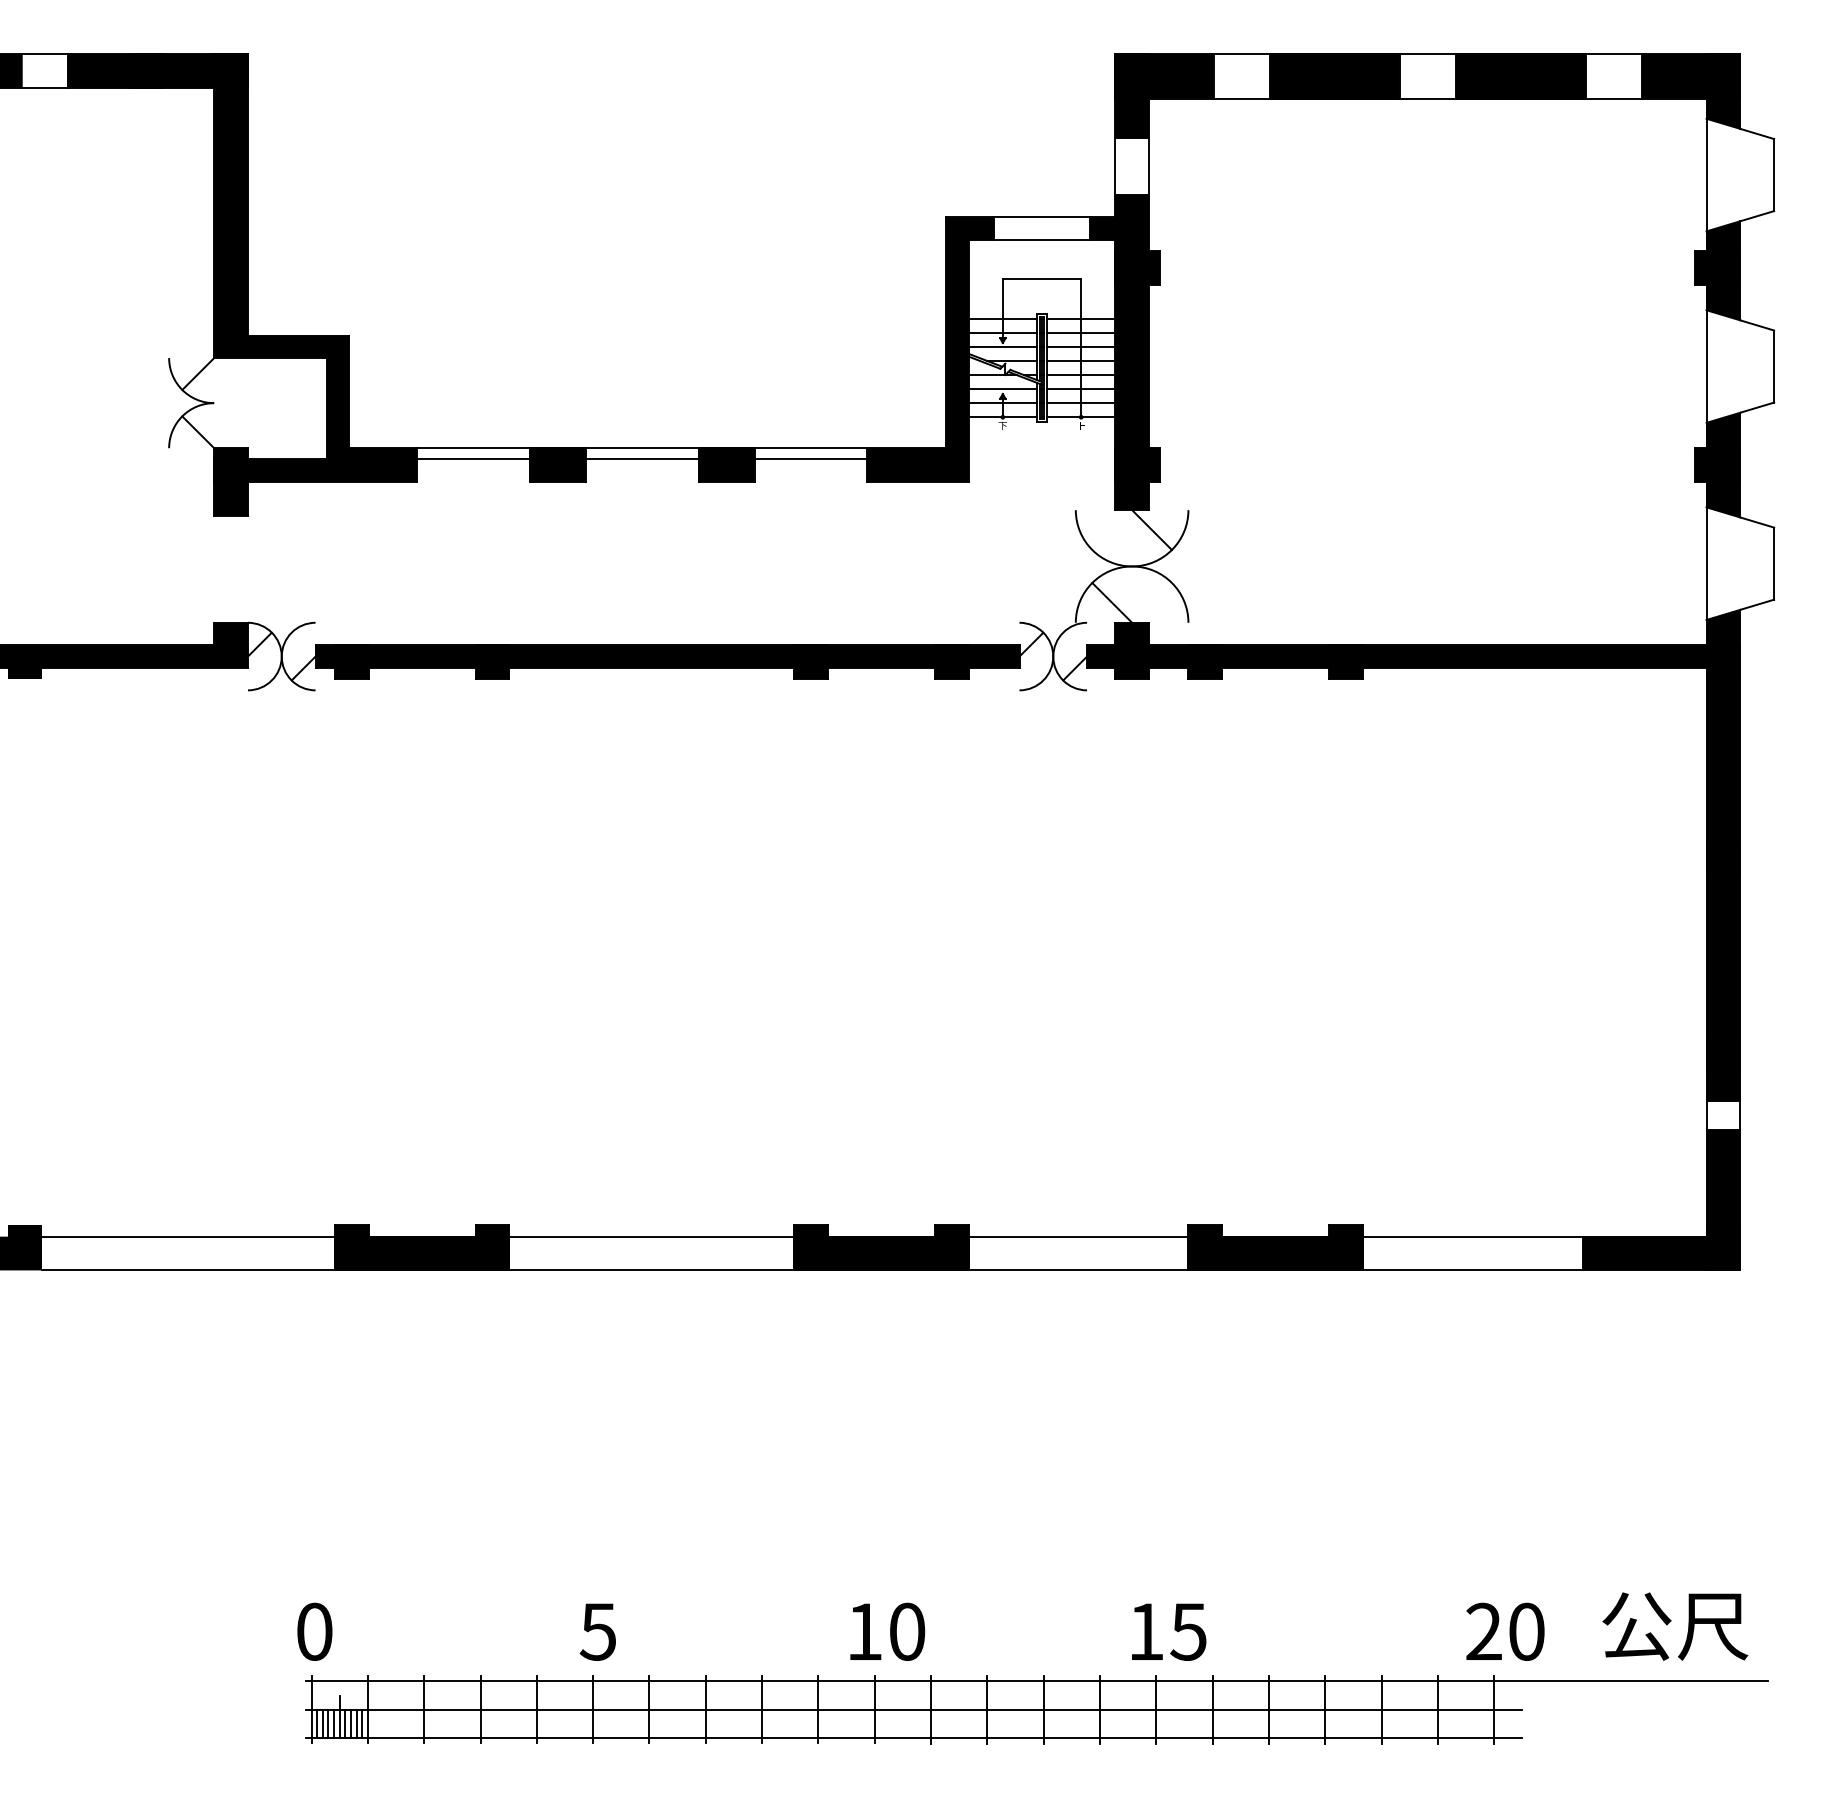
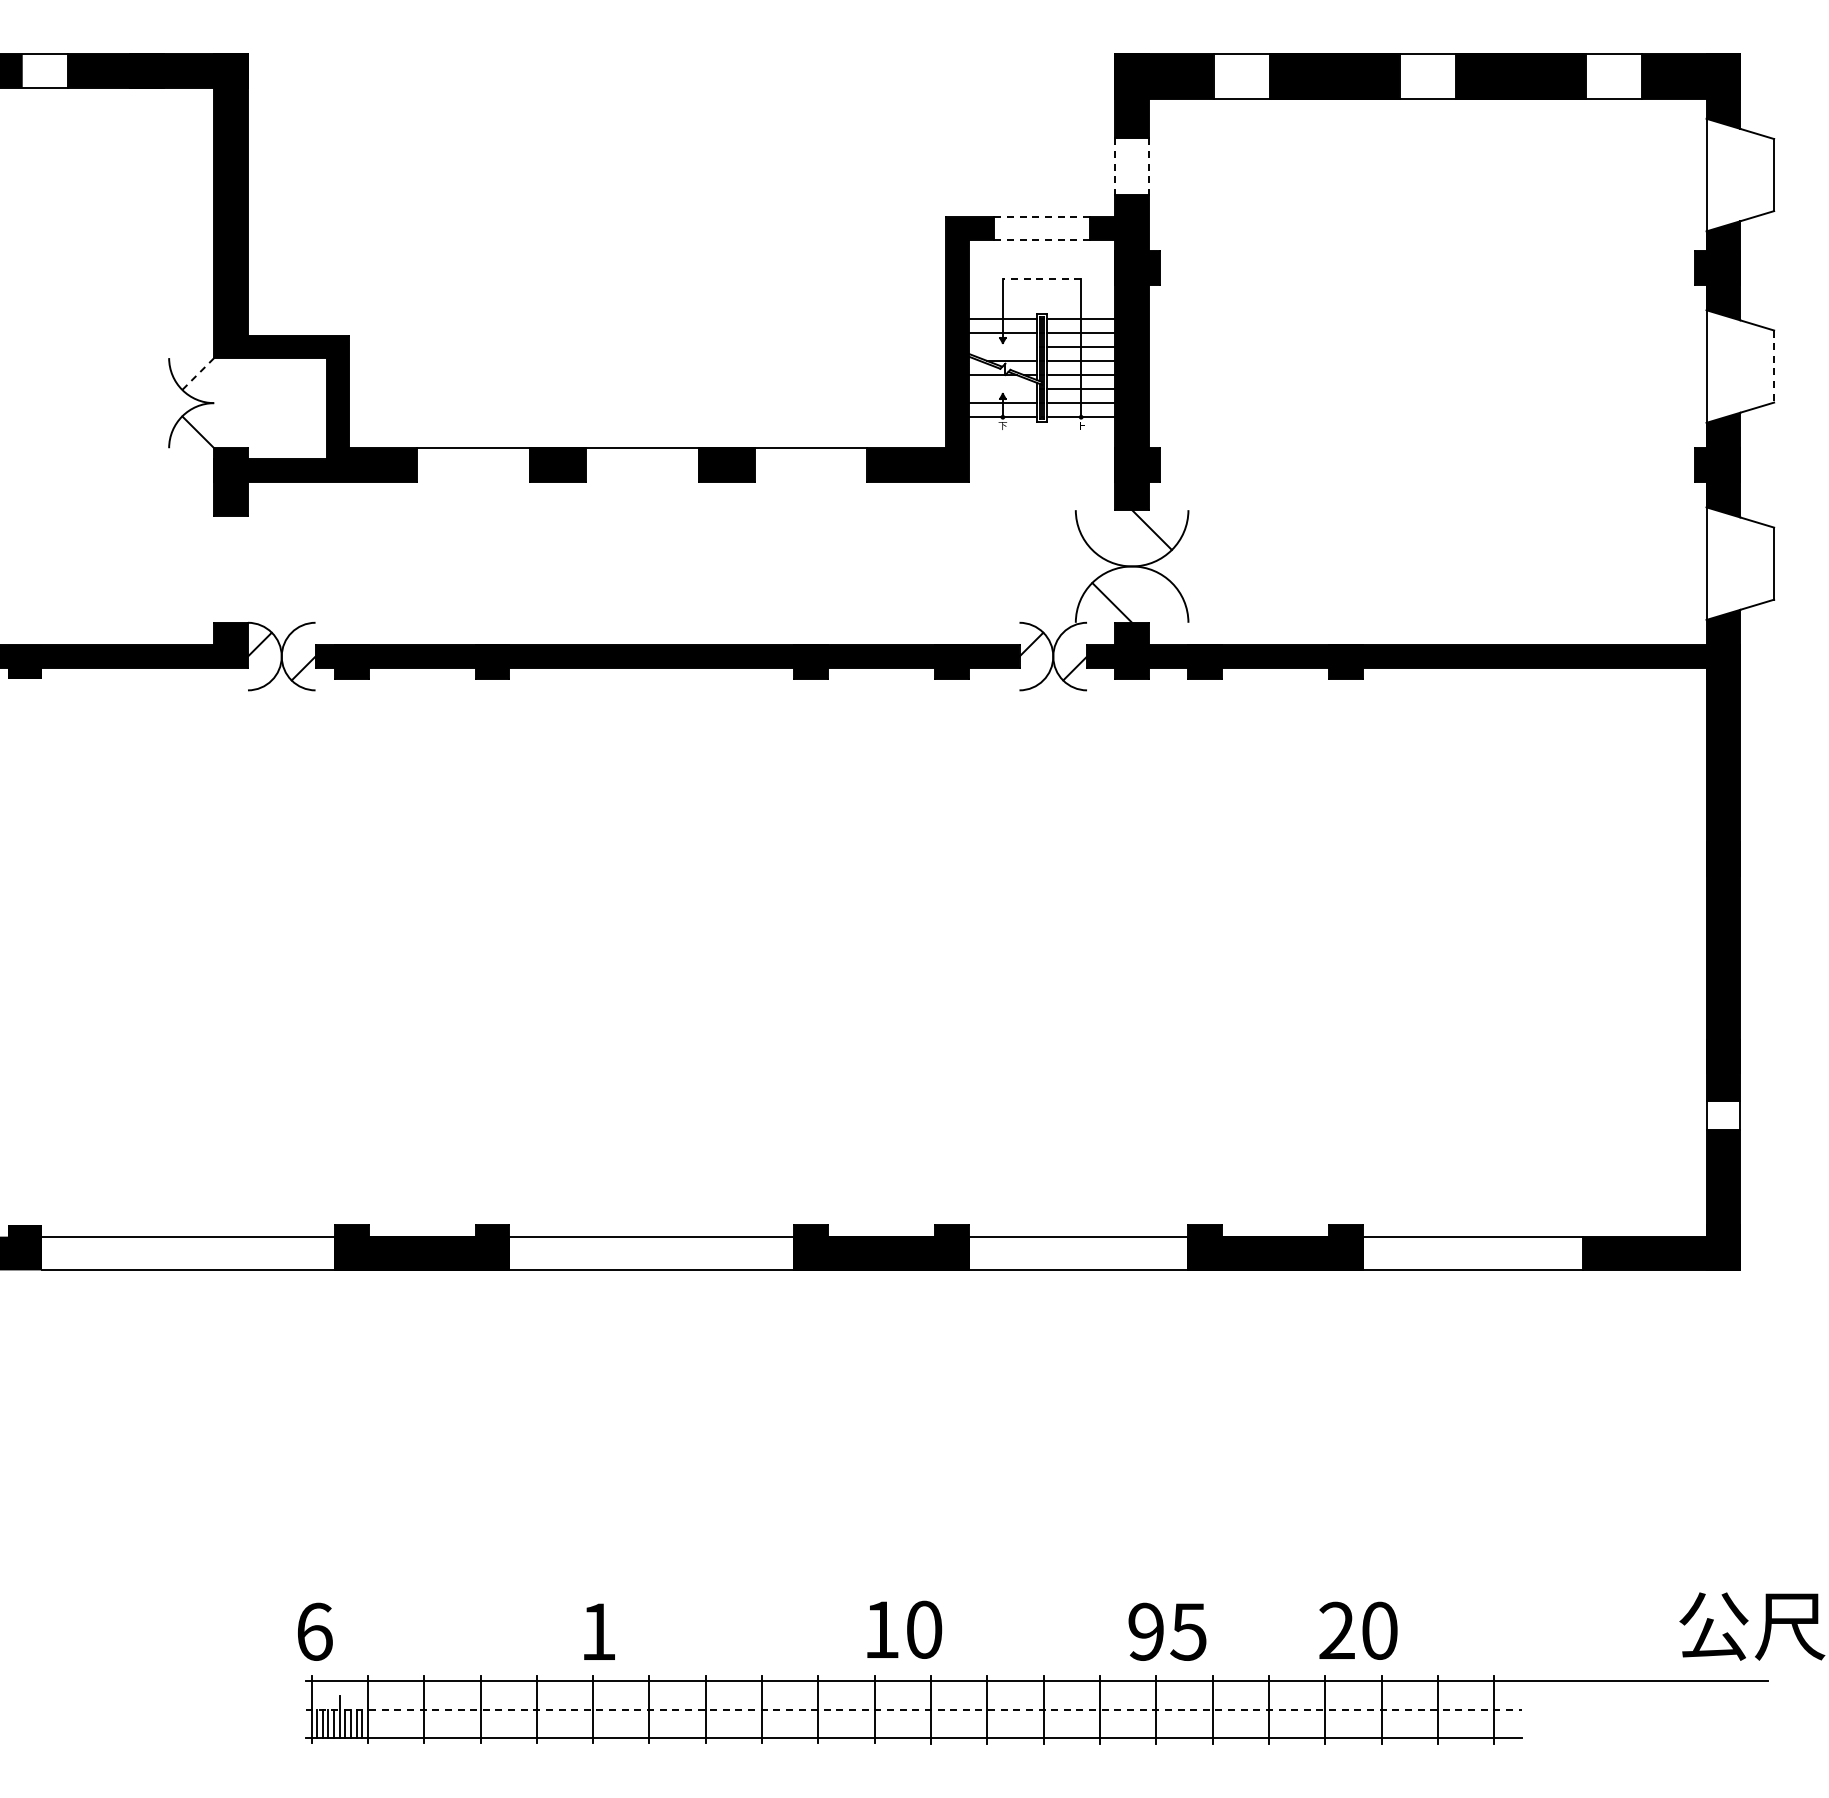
line: solid -> dashed (1115, 167)
line: solid -> dashed (1149, 167)
line: solid -> dashed (1042, 217)
line: solid -> dashed (1042, 239)
line: solid -> dashed (1041, 279)
line: present -> none (1002, 346)
line: solid -> dashed (1774, 367)
line: solid -> dashed (198, 374)
line: present -> none (1002, 389)
line: present -> none (472, 459)
line: present -> none (641, 459)
line: present -> none (810, 459)
text position: (1675, 1626) -> (1752, 1626) (1752, 1626)
text: 0 -> 6 (314, 1631)
text: 5 -> 1 (597, 1631)
text position: (887, 1631) -> (904, 1629) (904, 1629)
text: 15 -> 95 (1145, 1631)
text position: (1505, 1631) -> (1358, 1630) (1358, 1630)
line: solid -> dashed (914, 1710)
